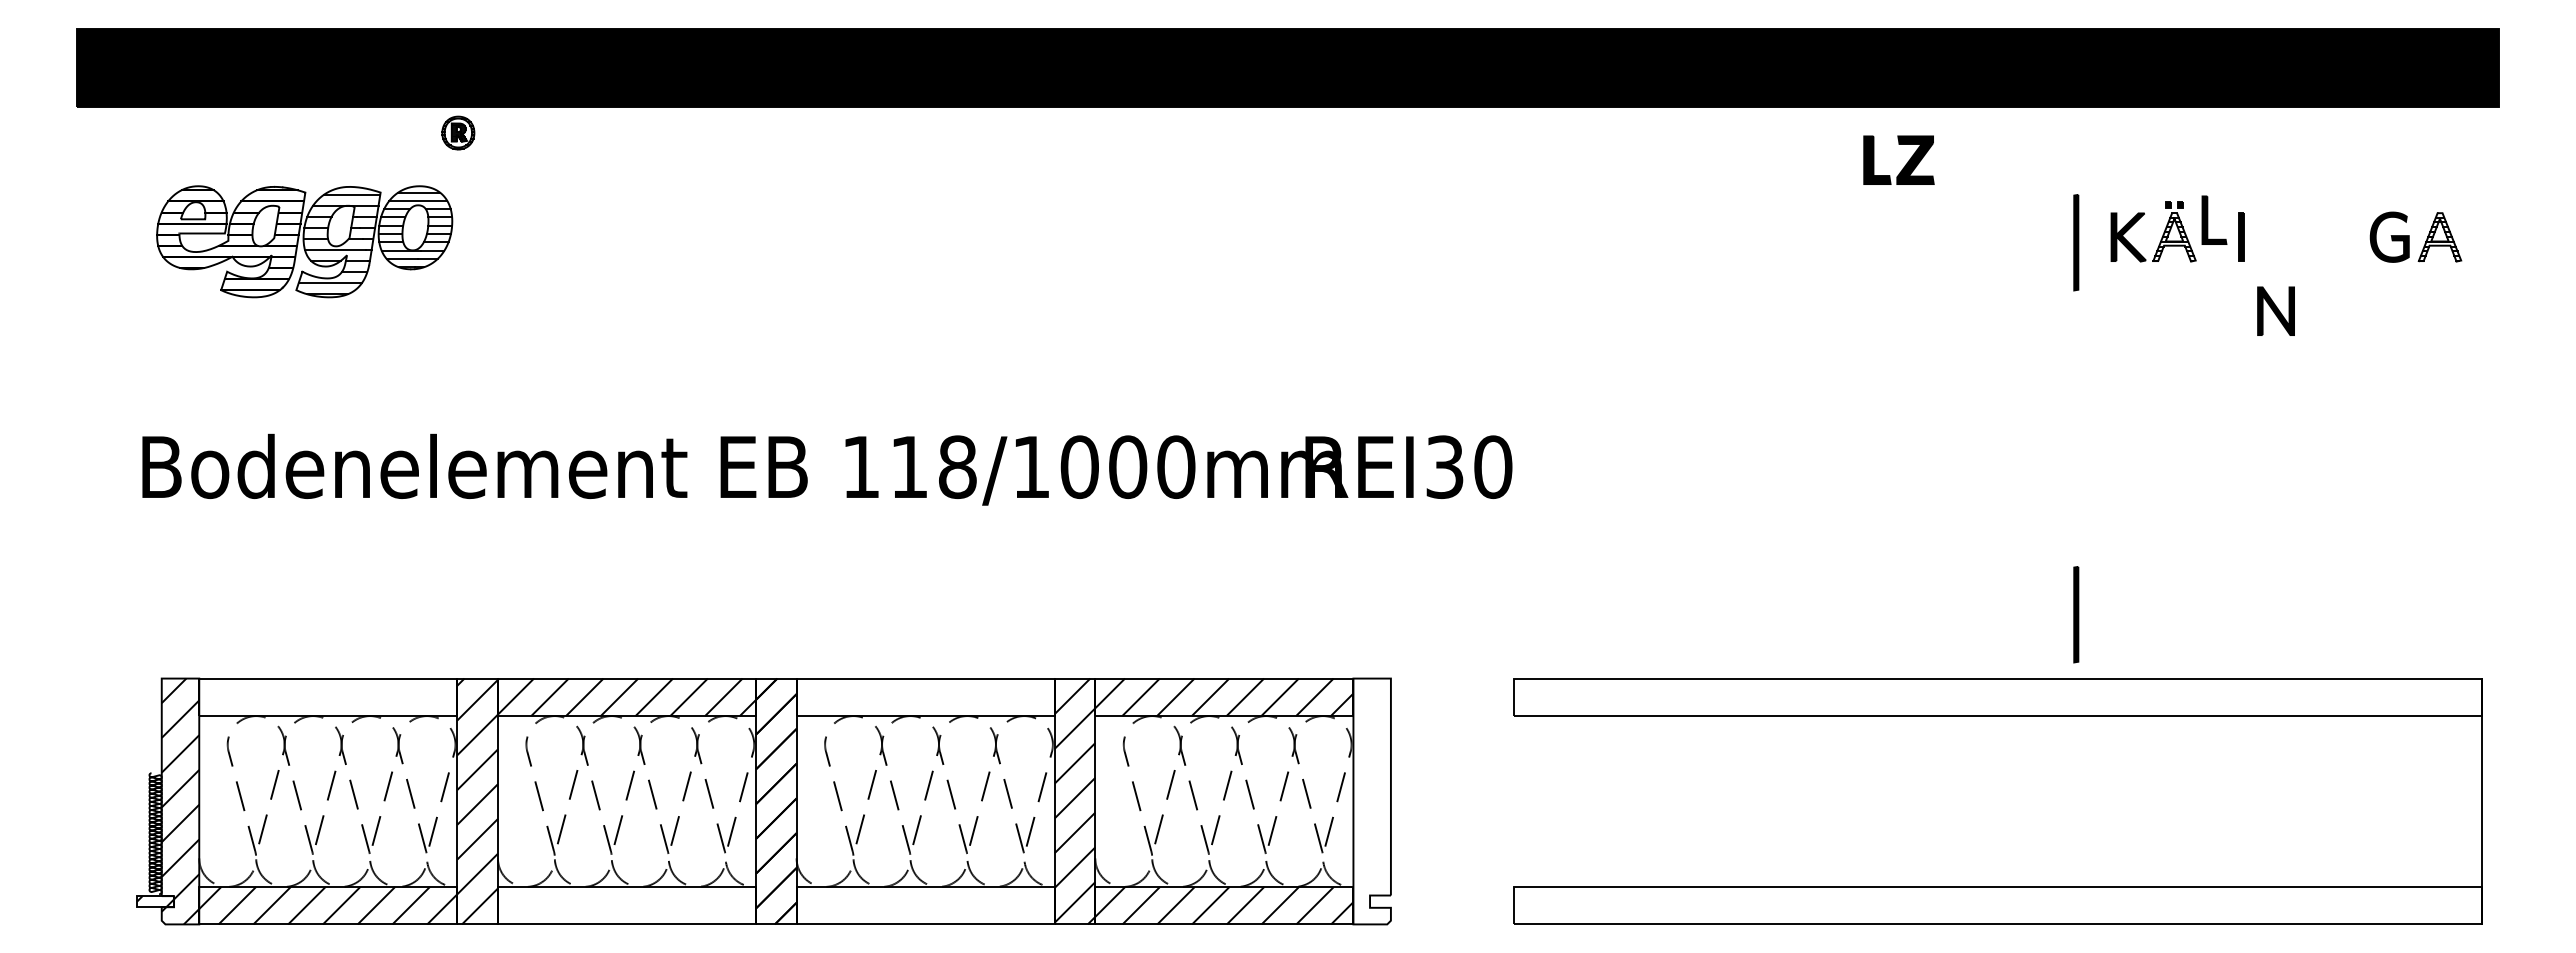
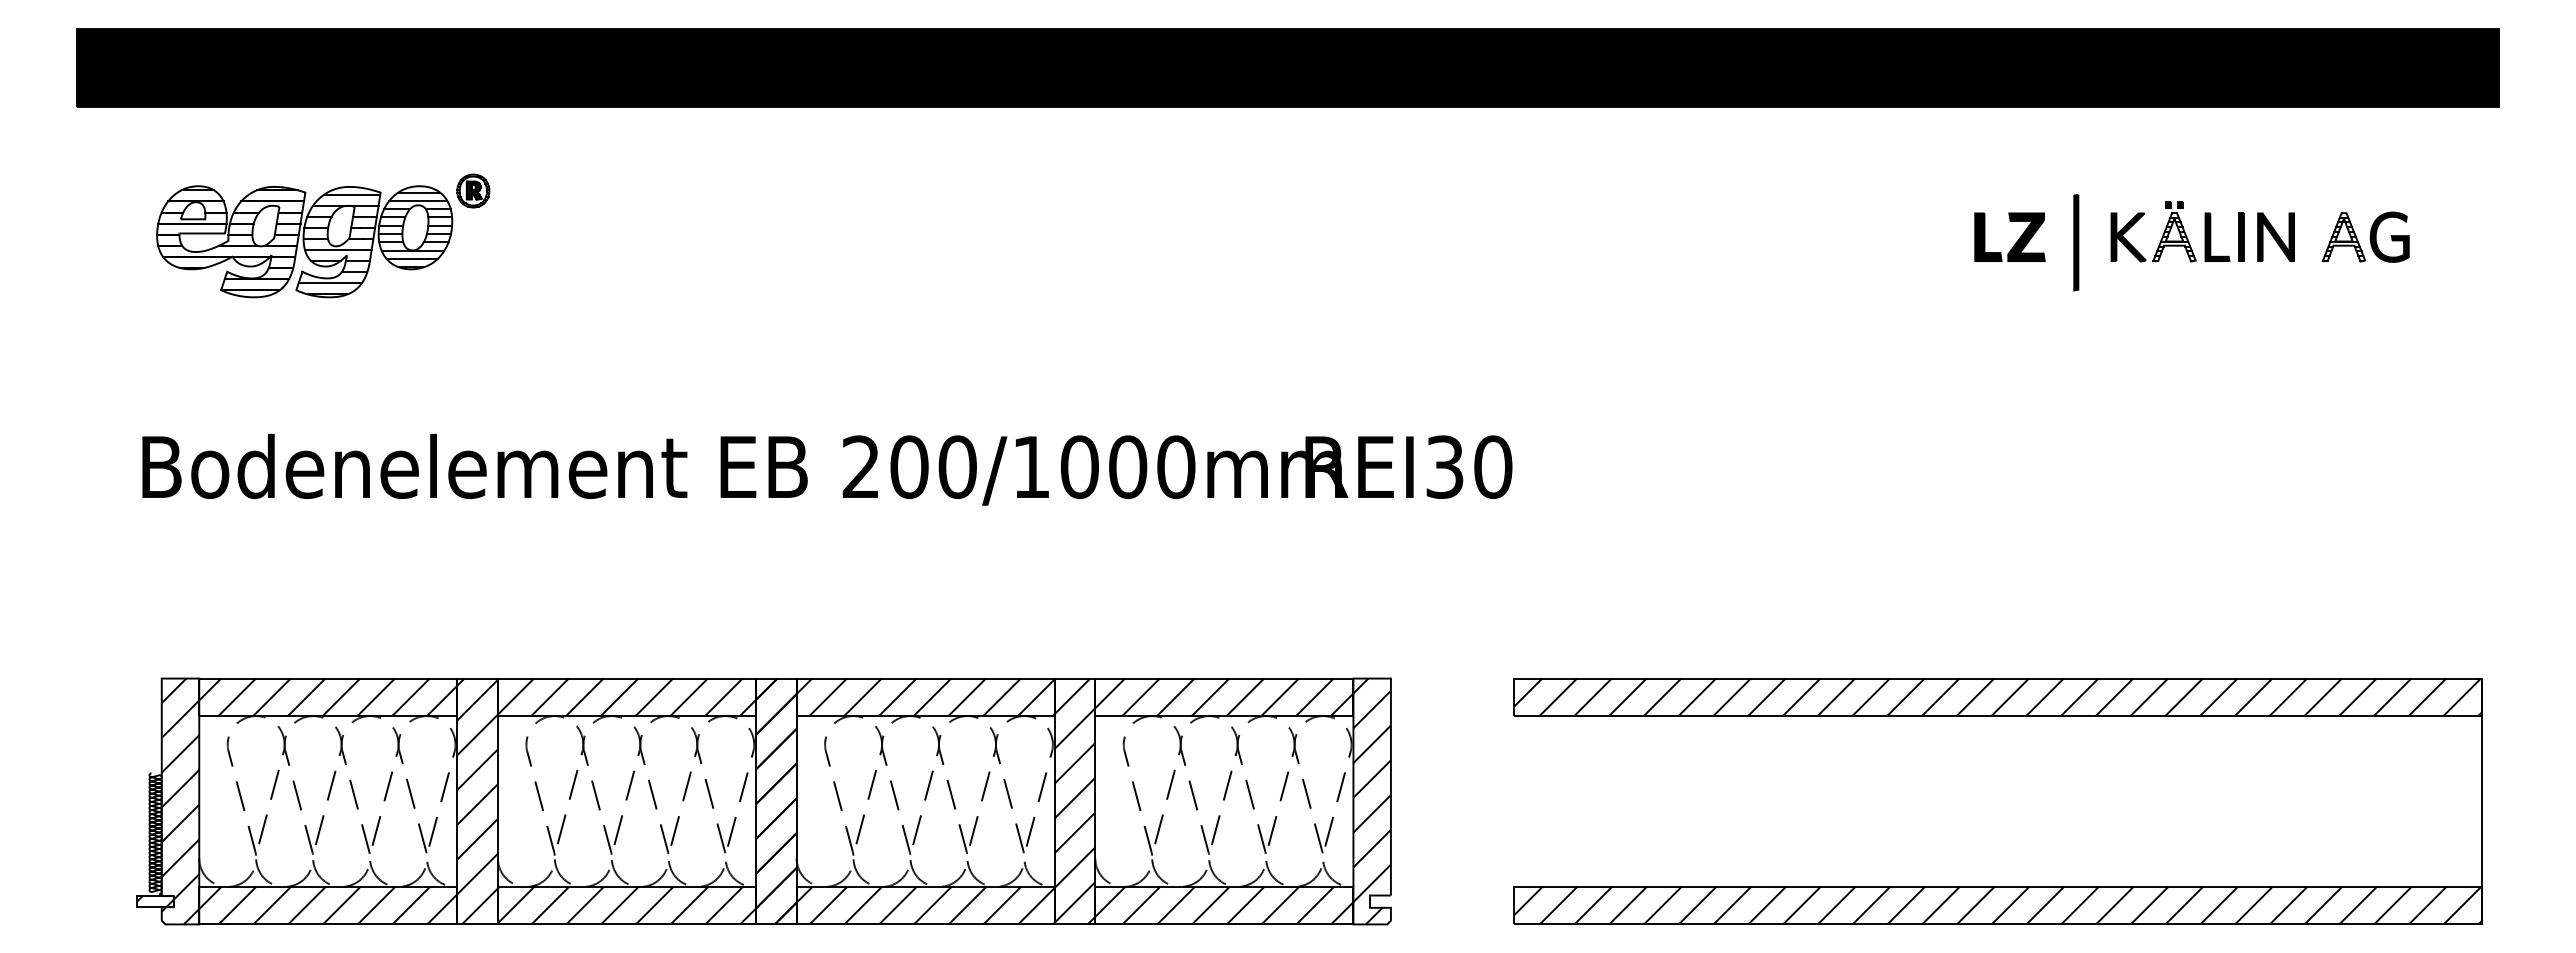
part position: (458, 132) -> (473, 190) (473, 190)
part position: (1904, 165) -> (2015, 242) (2015, 242)
part position: (2214, 219) -> (2217, 236) (2217, 236)
part position: (2439, 237) -> (2343, 237) (2343, 237)
part position: (2275, 310) -> (2275, 236) (2275, 236)
text: 118/1000mm -> 200/1000mm (909, 467)
part: present -> none (2076, 614)
hatch: none -> present (328, 697)
hatch: none -> present (925, 697)
hatch: none -> present (1997, 697)
hatch: none -> present (1371, 801)
hatch: none -> present (626, 905)
hatch: none -> present (925, 905)
hatch: none -> present (1997, 905)
